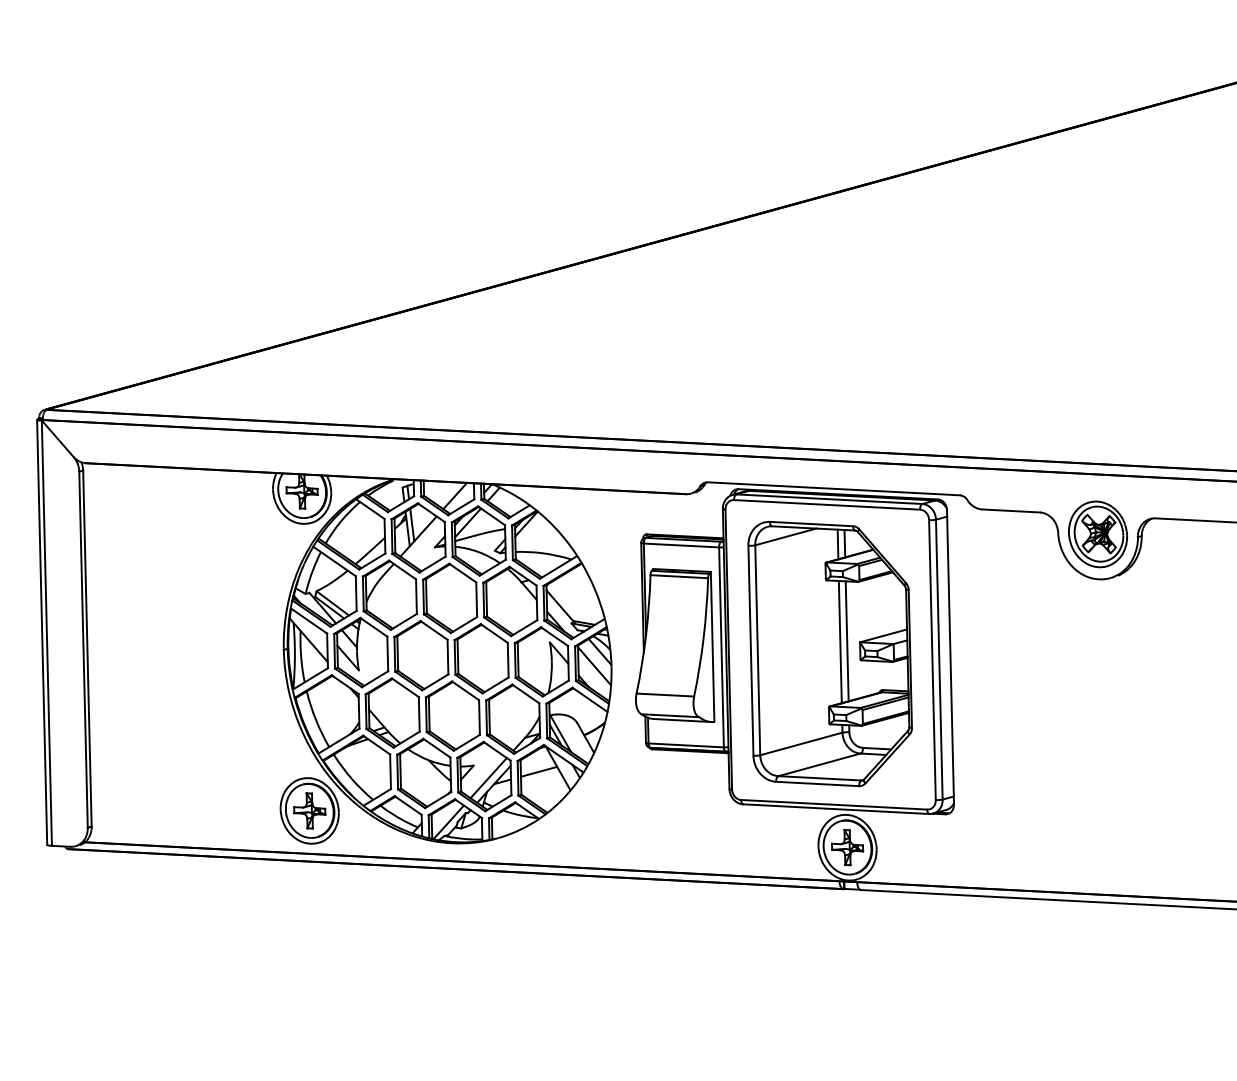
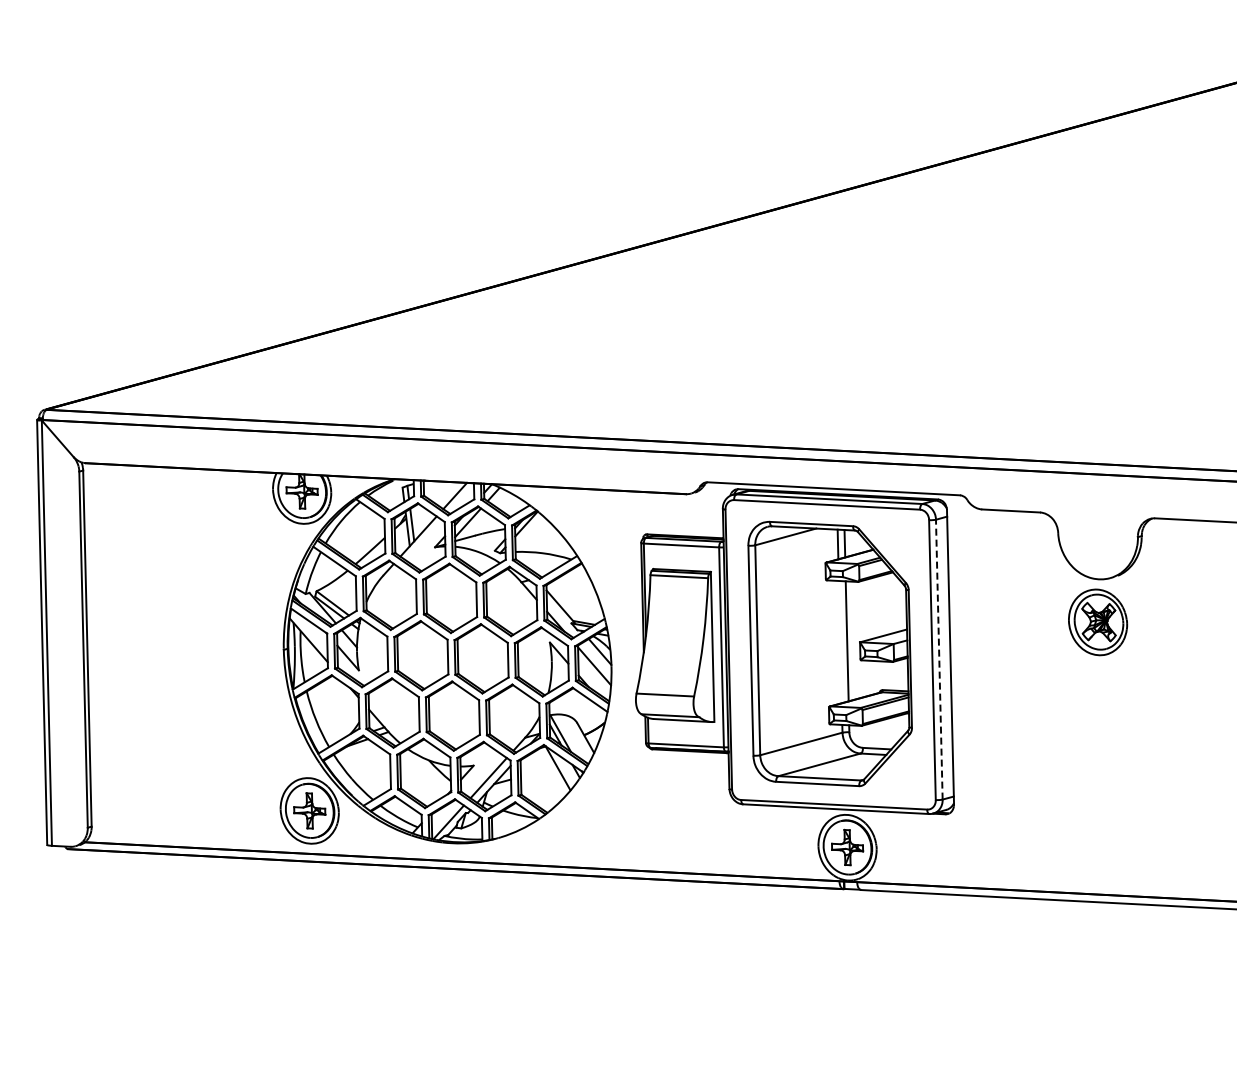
part position: (1098, 534) -> (1098, 622) (1098, 622)
line: present -> none (839, 642)
line: solid -> dashed (939, 659)
line: present -> none (538, 771)
